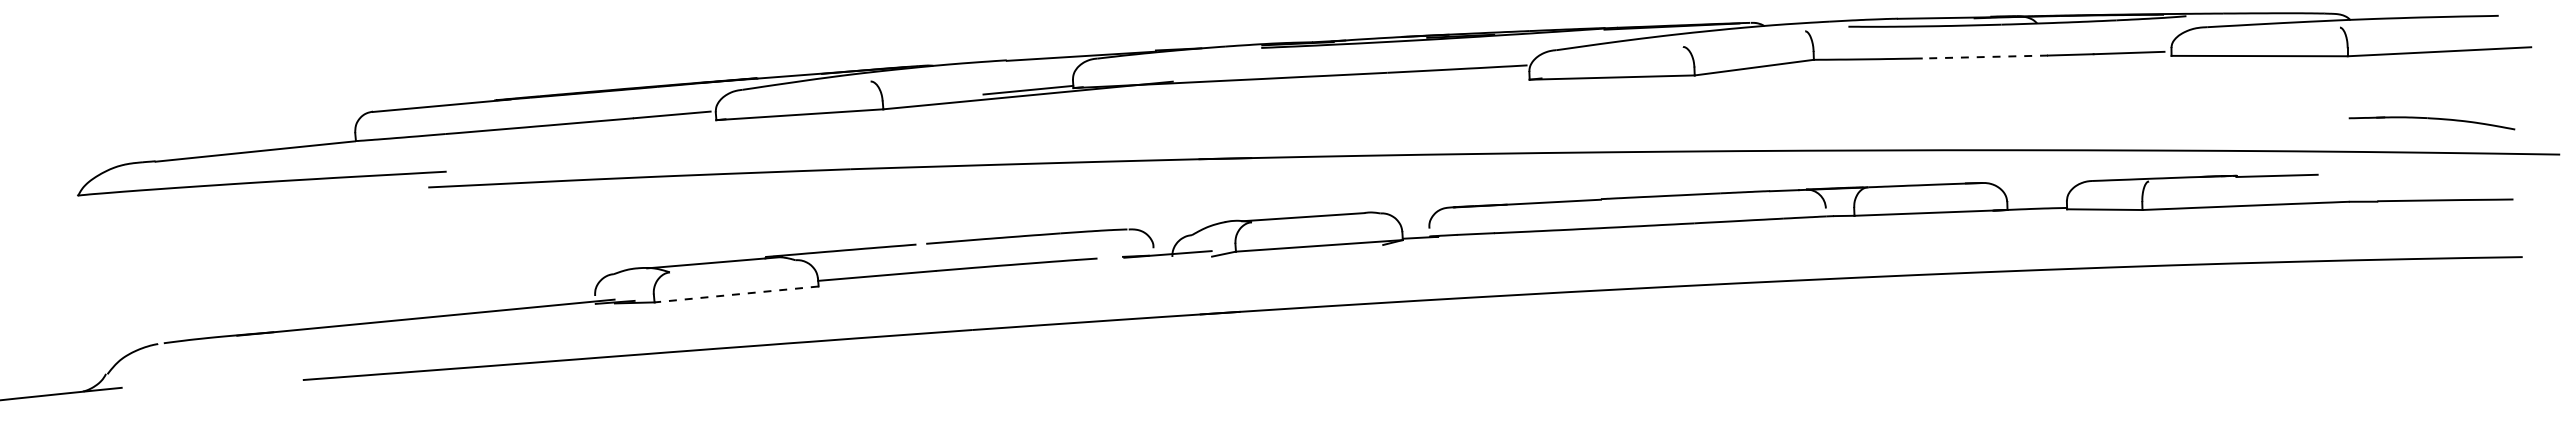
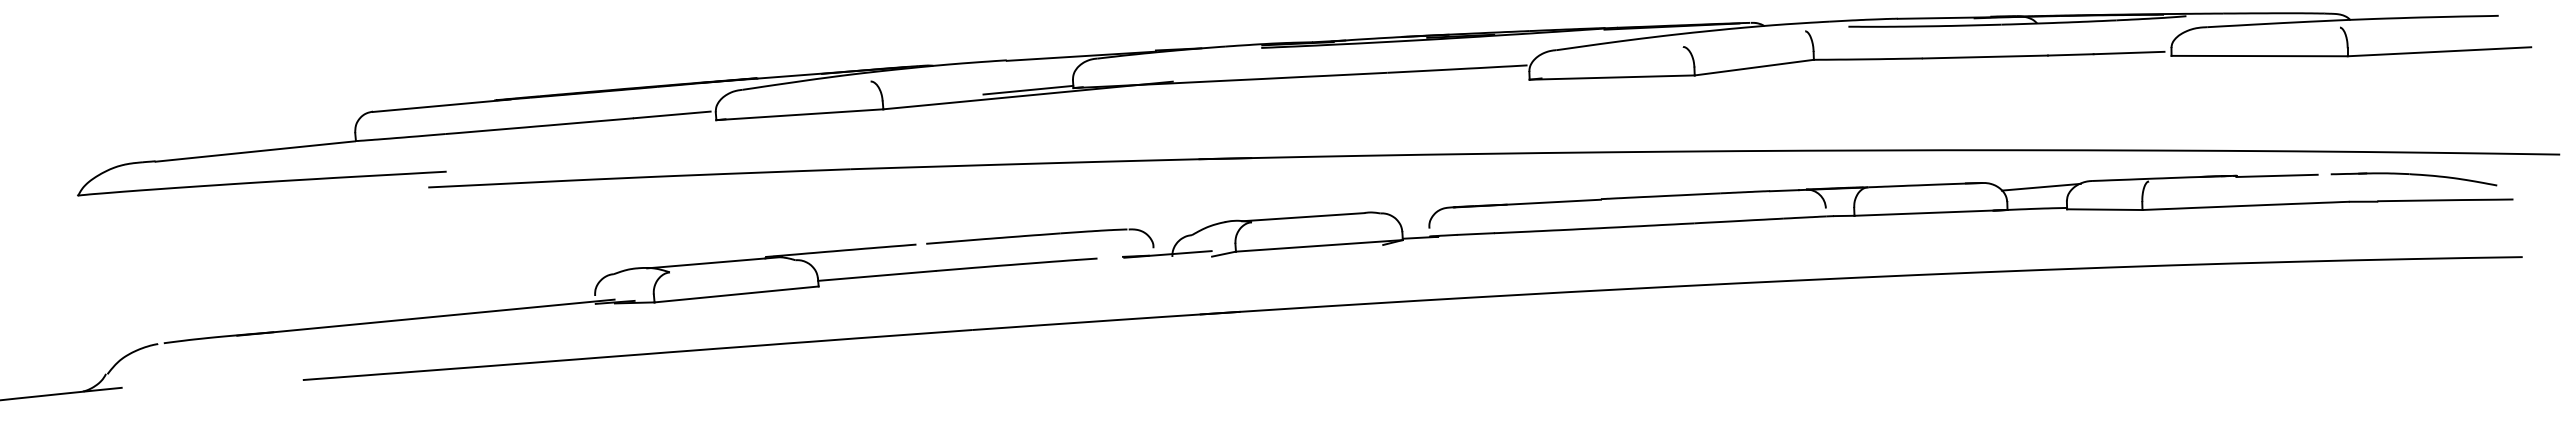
line: dashed -> solid (1985, 57)
part position: (2431, 123) -> (2413, 179) (2413, 179)
line: none -> present (2040, 186)
line: dashed -> solid (736, 294)
